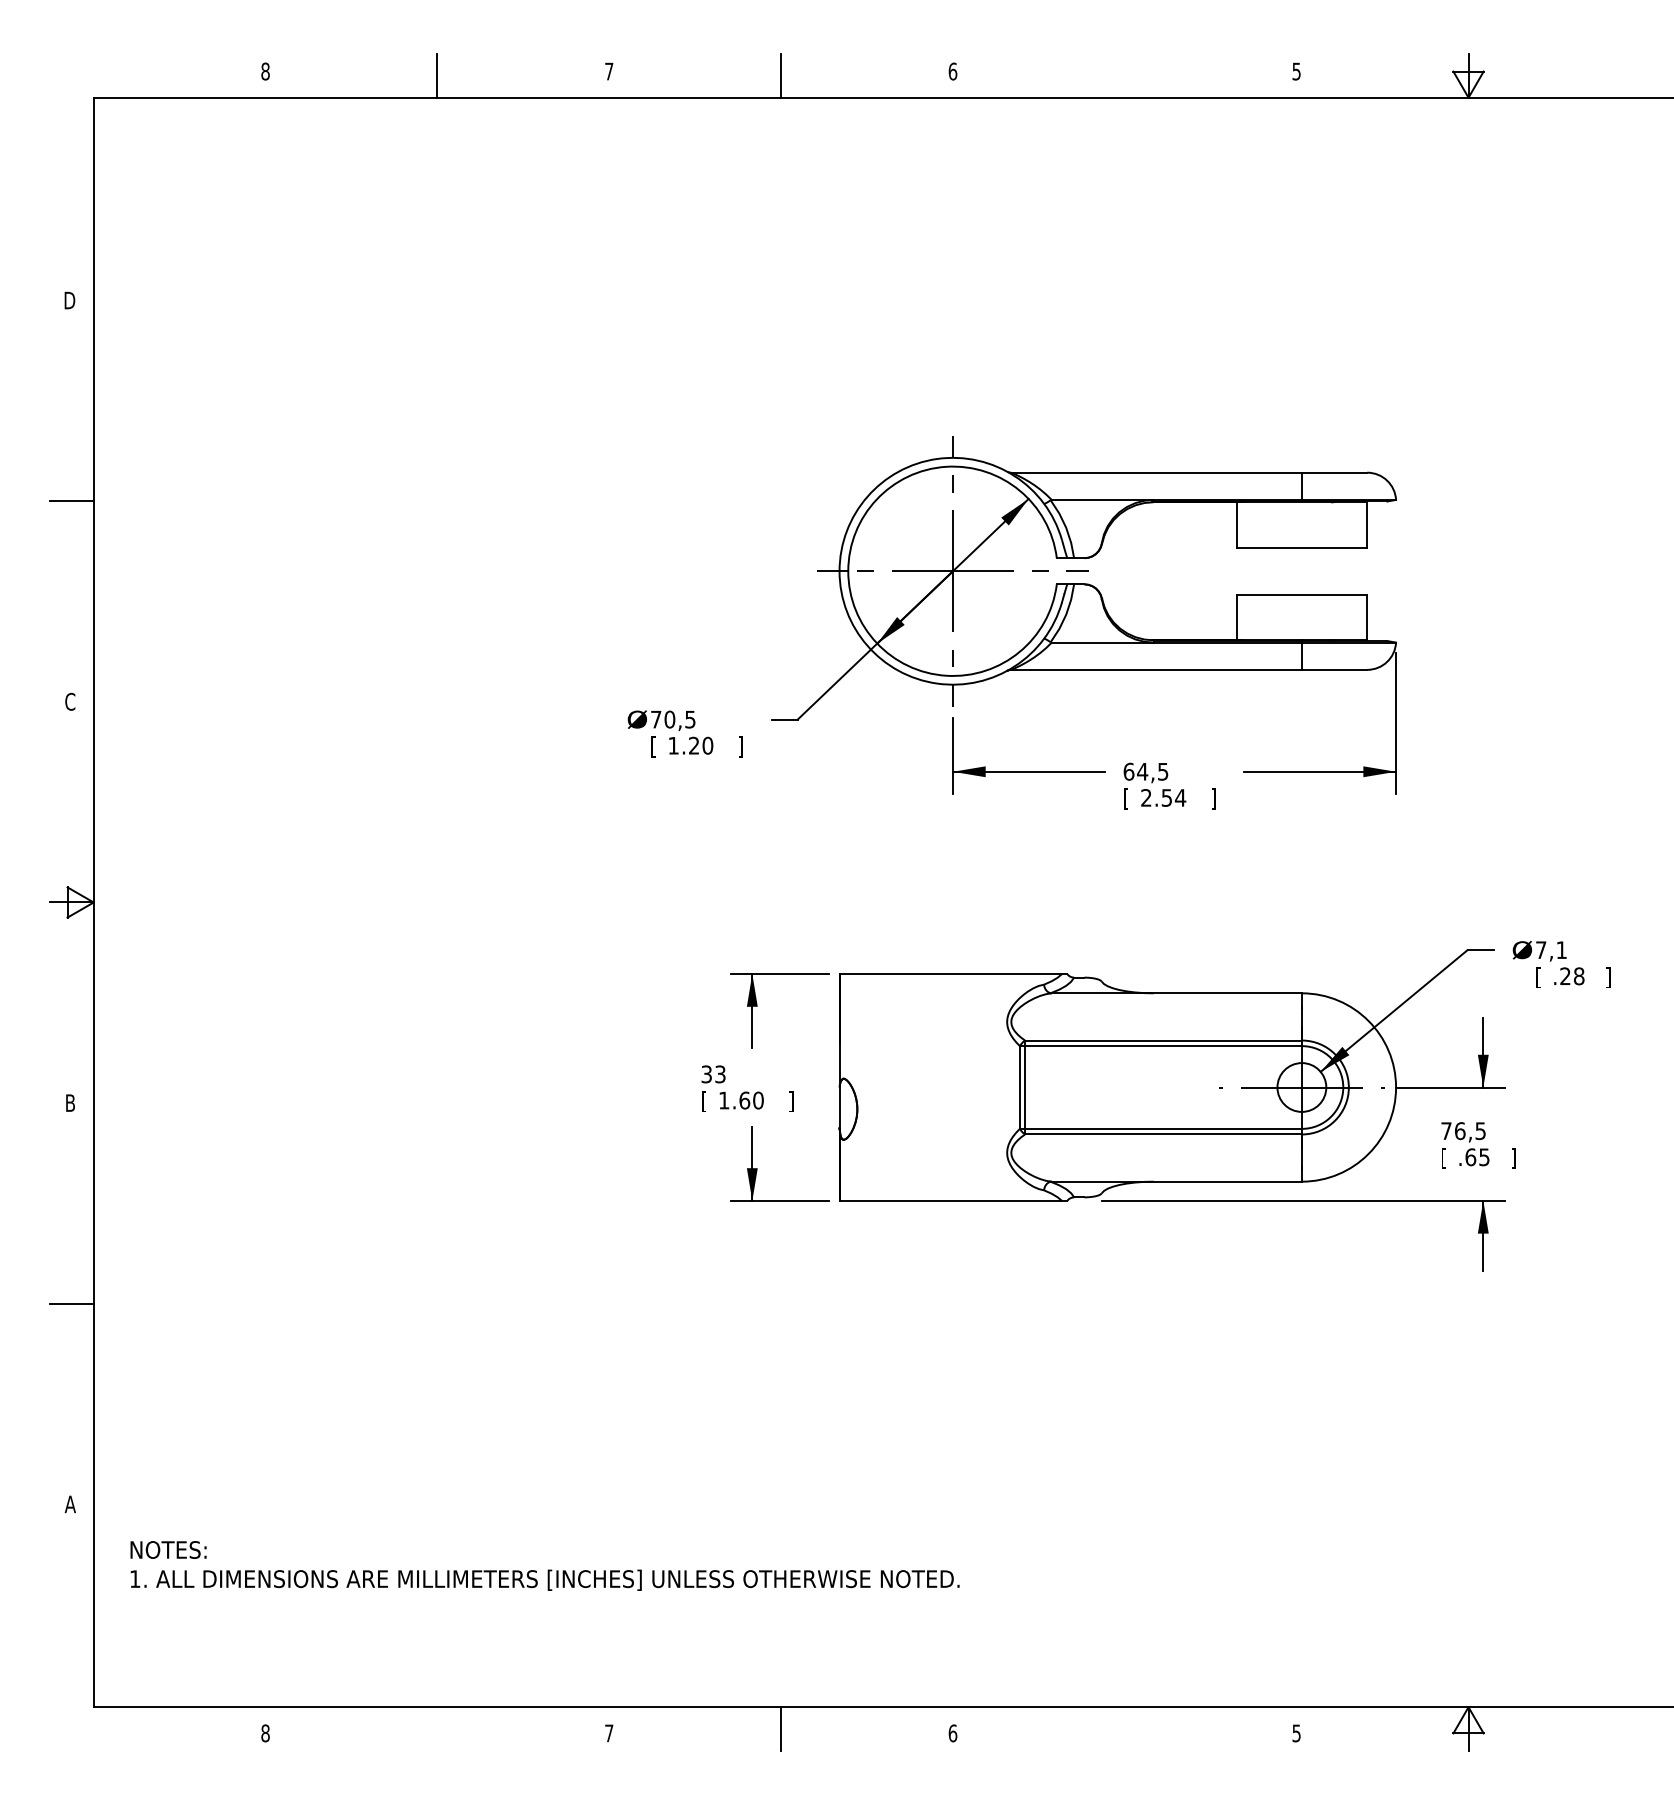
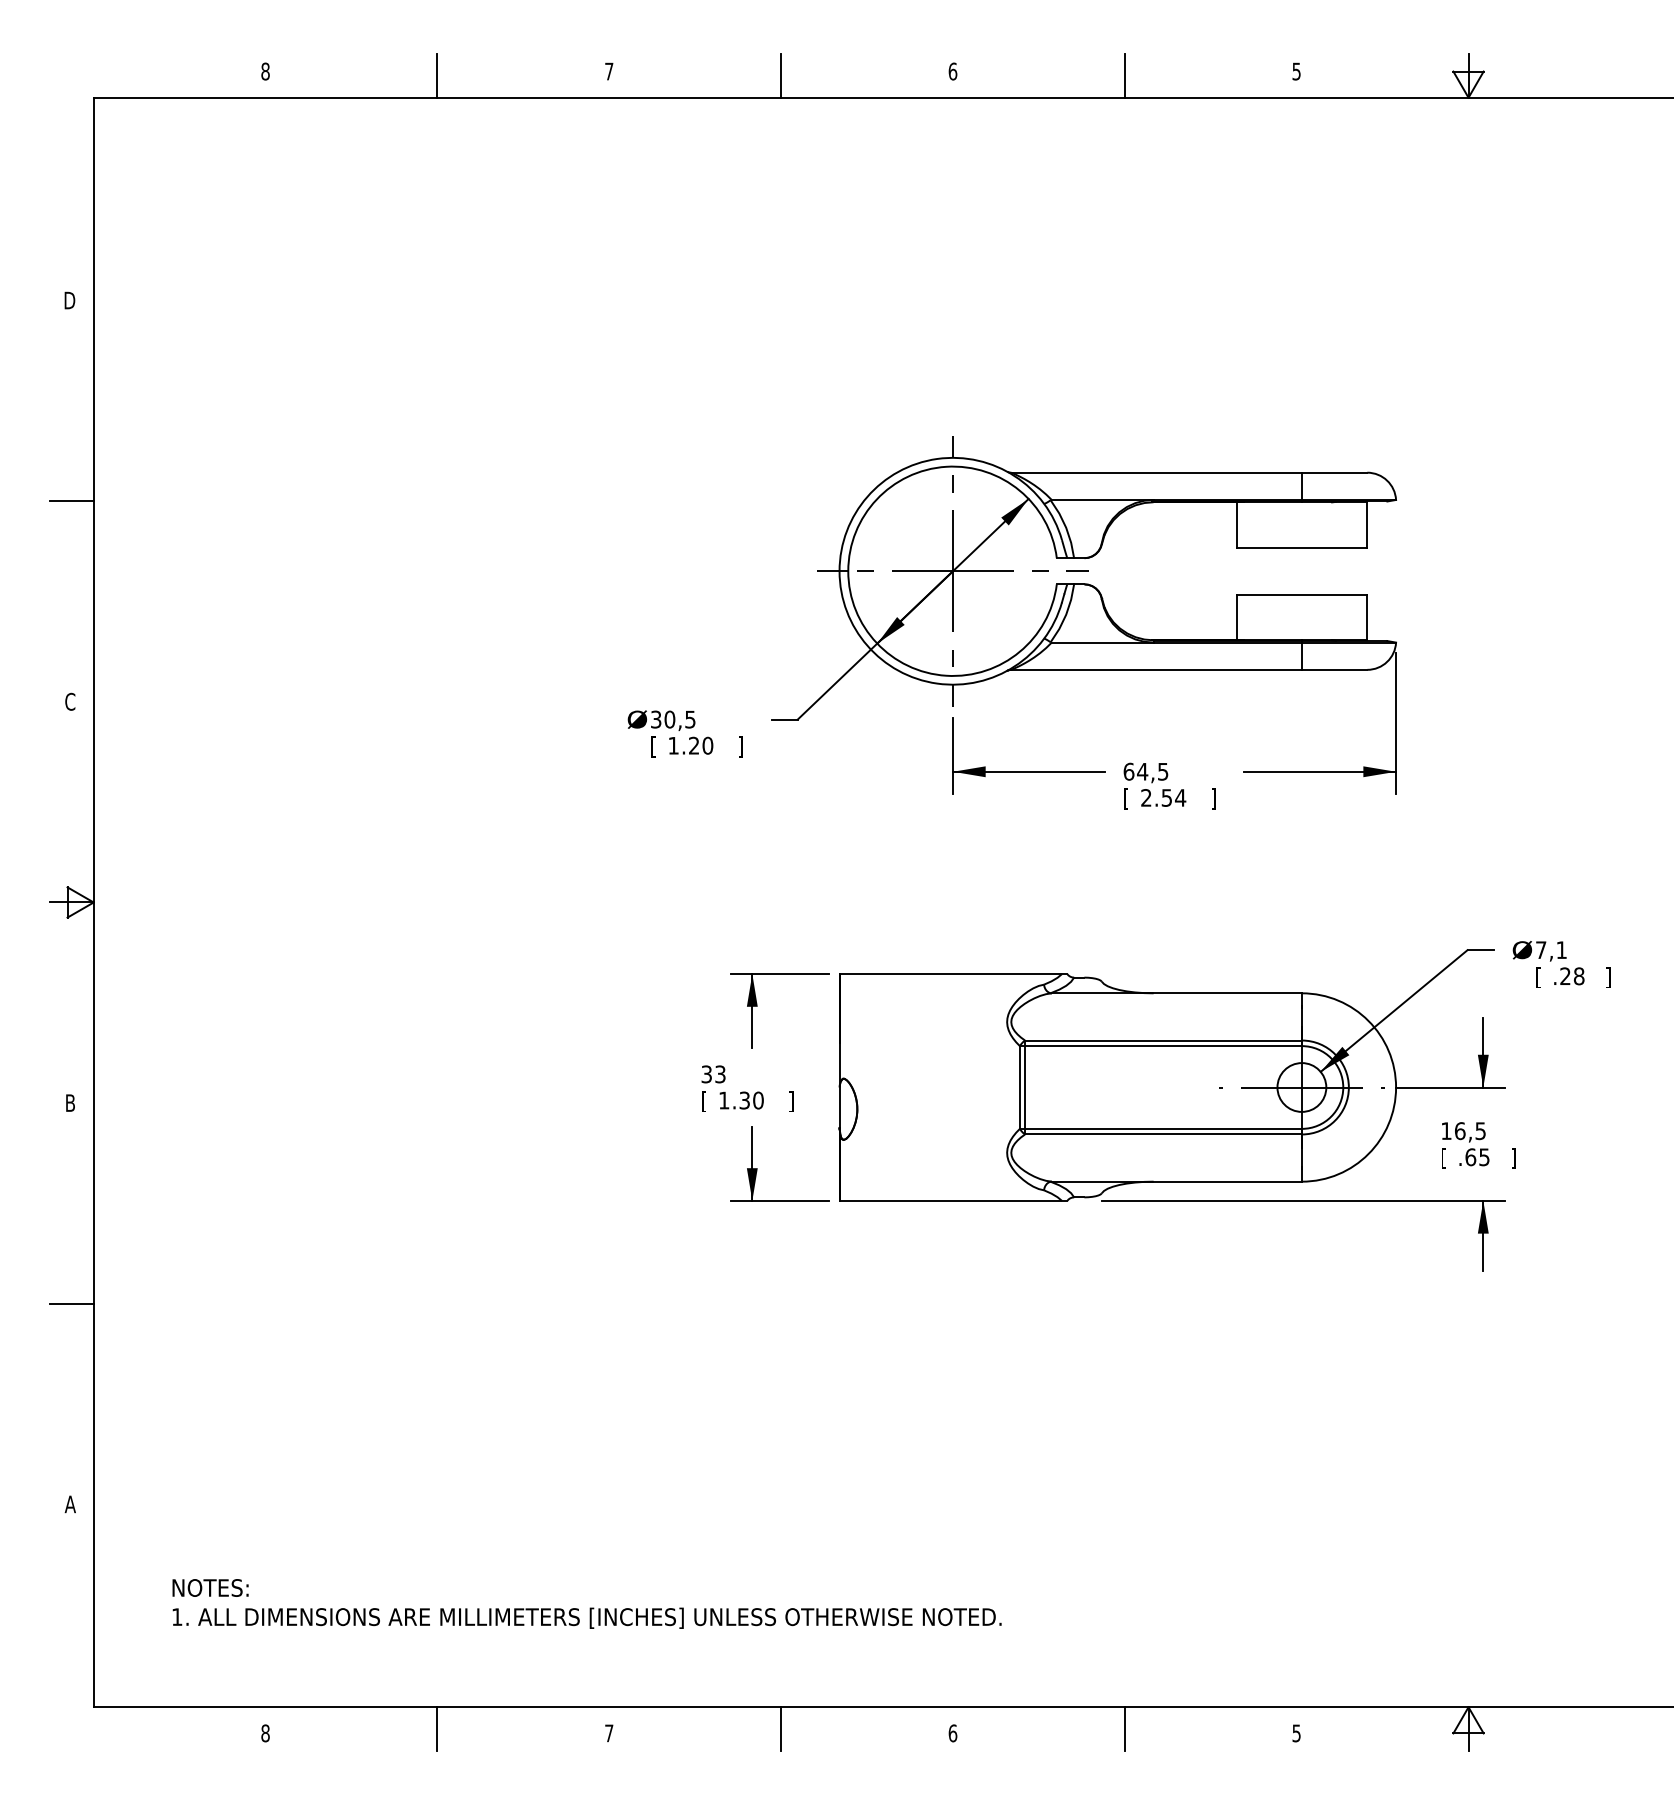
line: none -> present (1124, 75)
text: 70,5 -> 30,5 (656, 719)
text: 1.60 -> 1.30 (744, 1100)
text: 76,5 -> 16,5 (1446, 1130)
text position: (544, 1565) -> (586, 1603) (586, 1603)
line: none -> present (437, 1728)
line: none -> present (1124, 1728)
